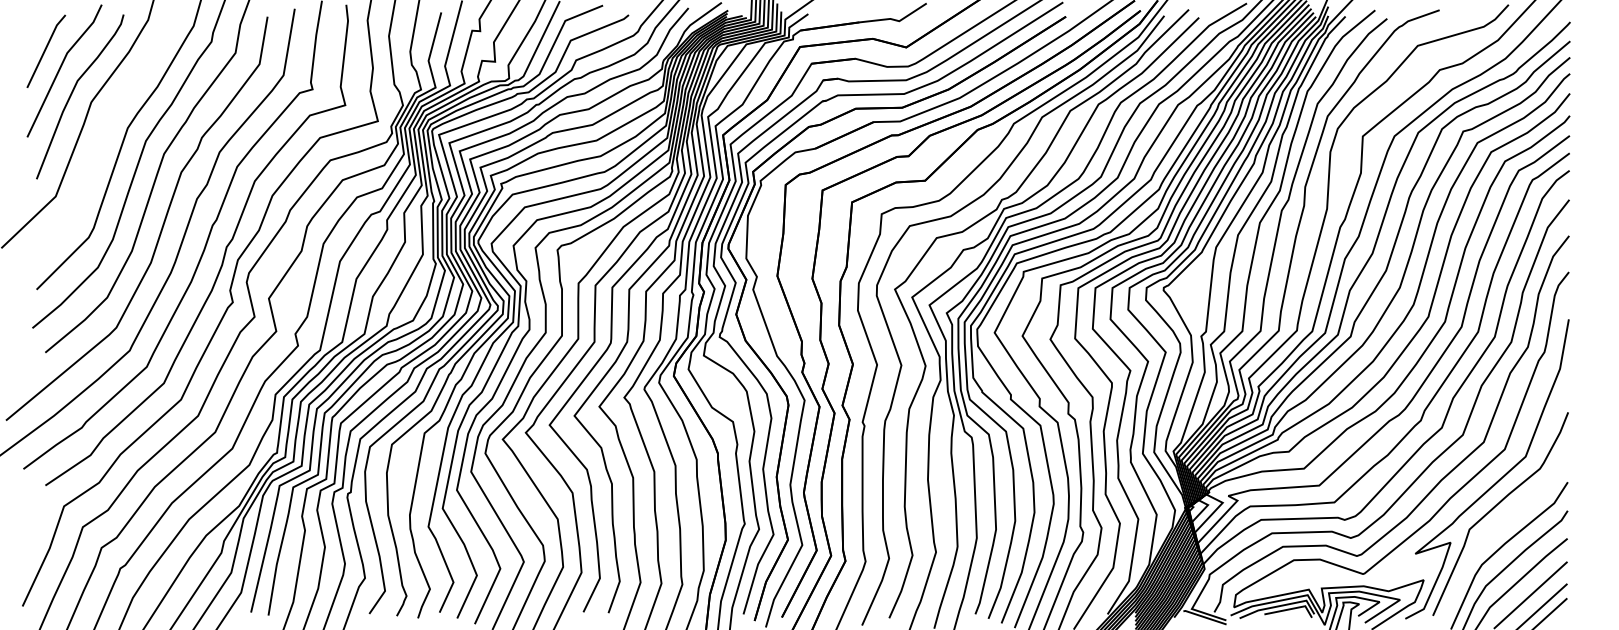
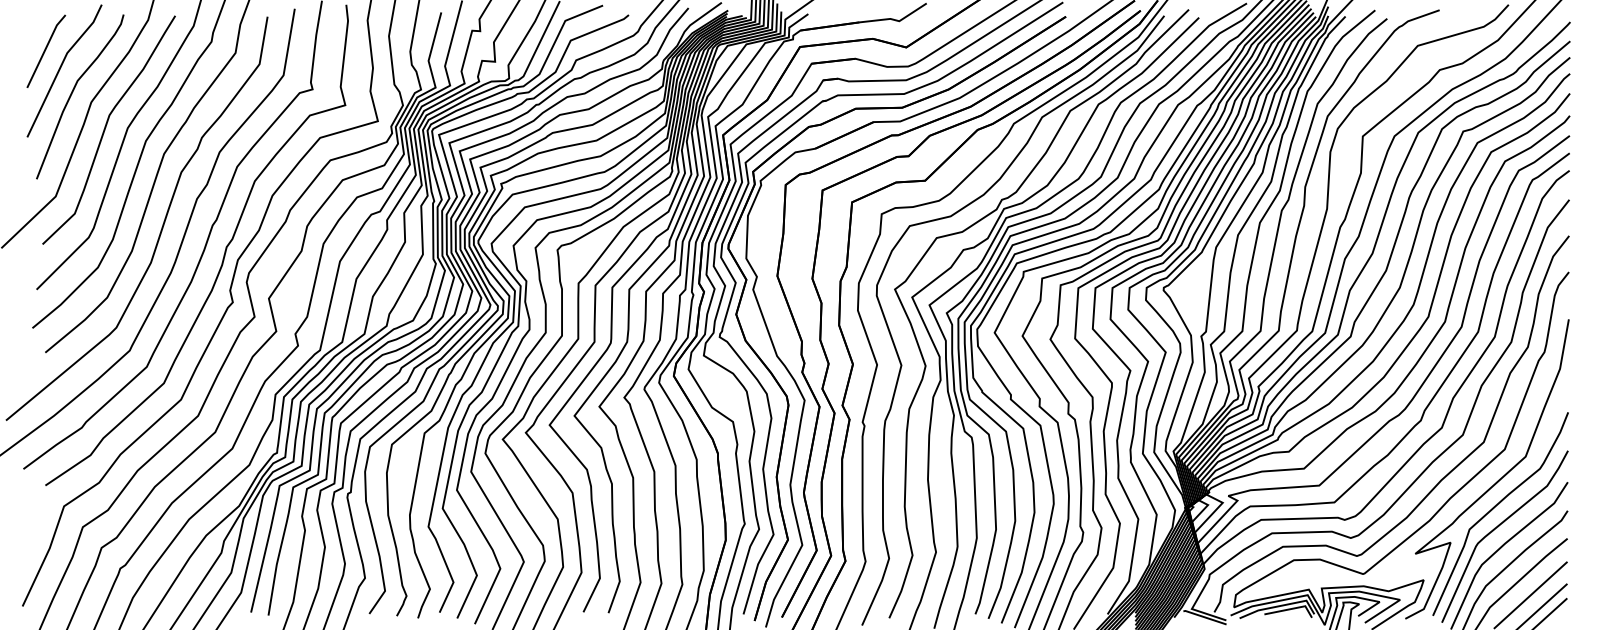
curve: none -> present (106, 127)
curve: none -> present (1498, 527)
